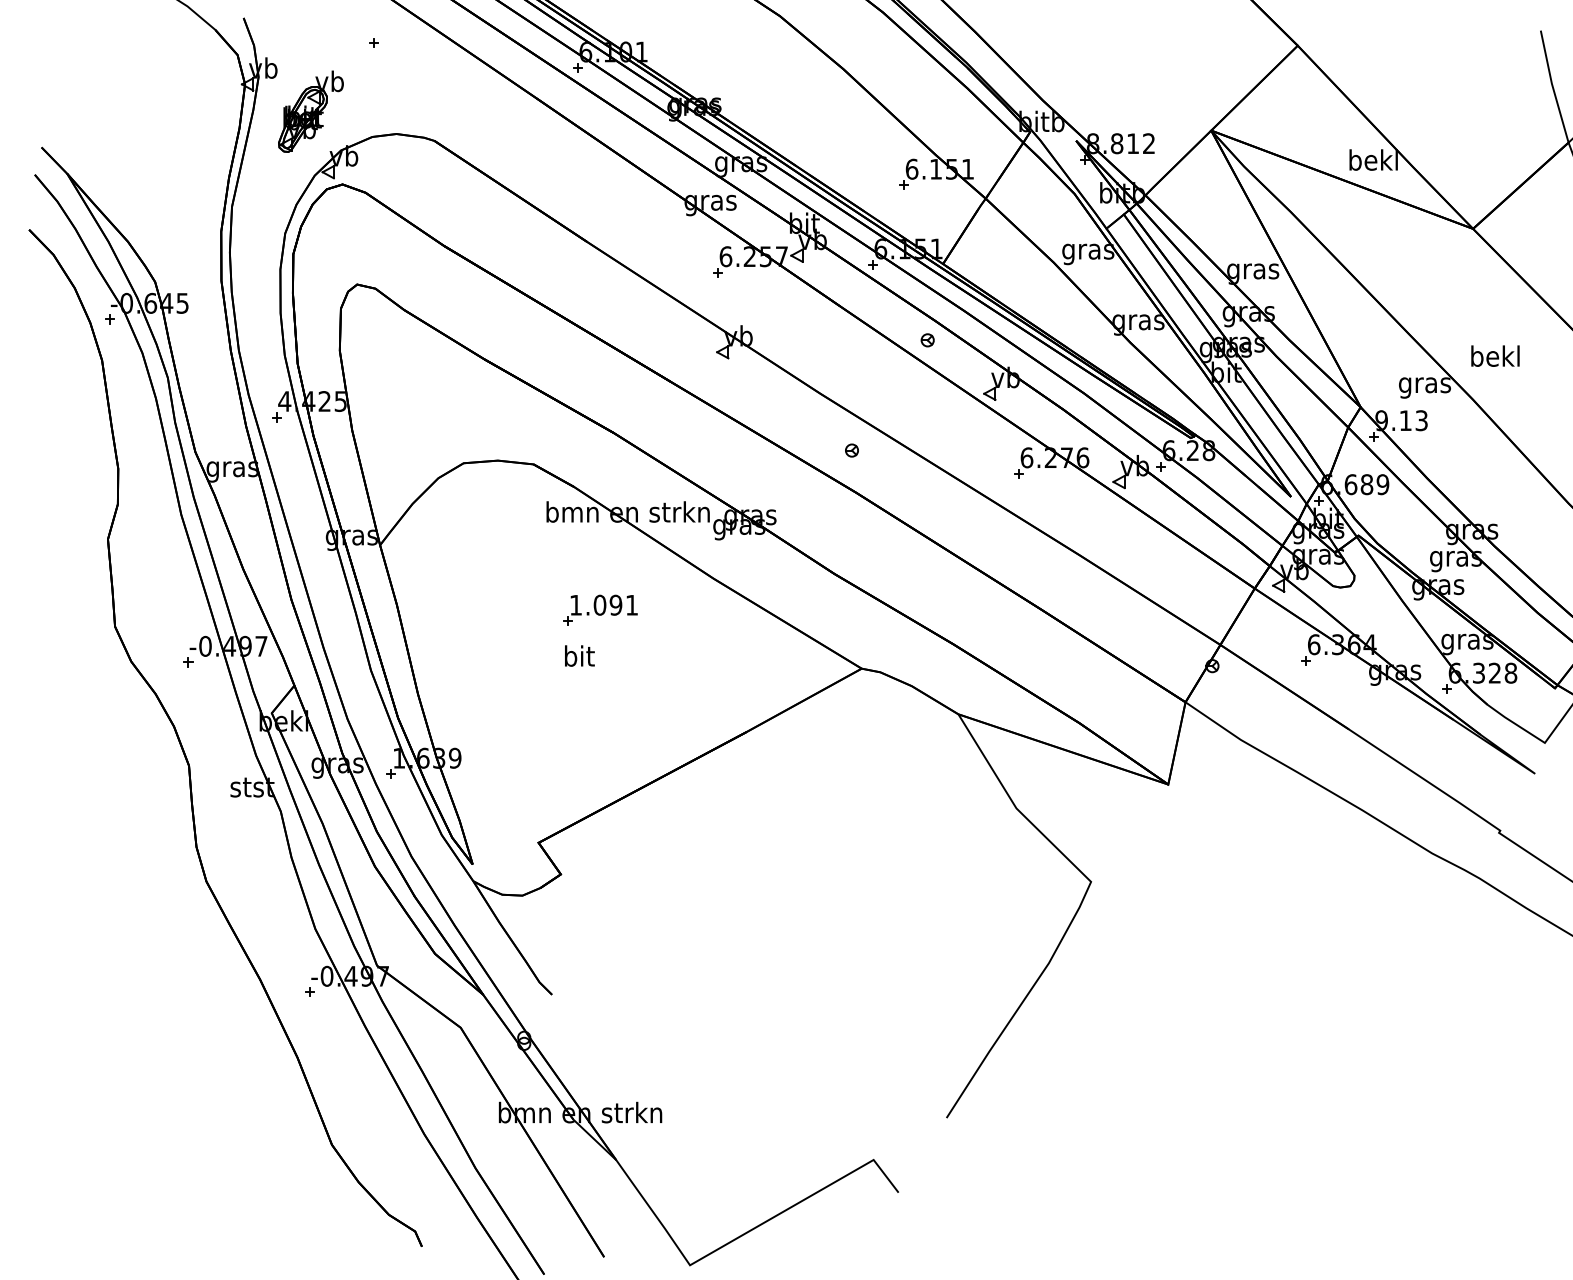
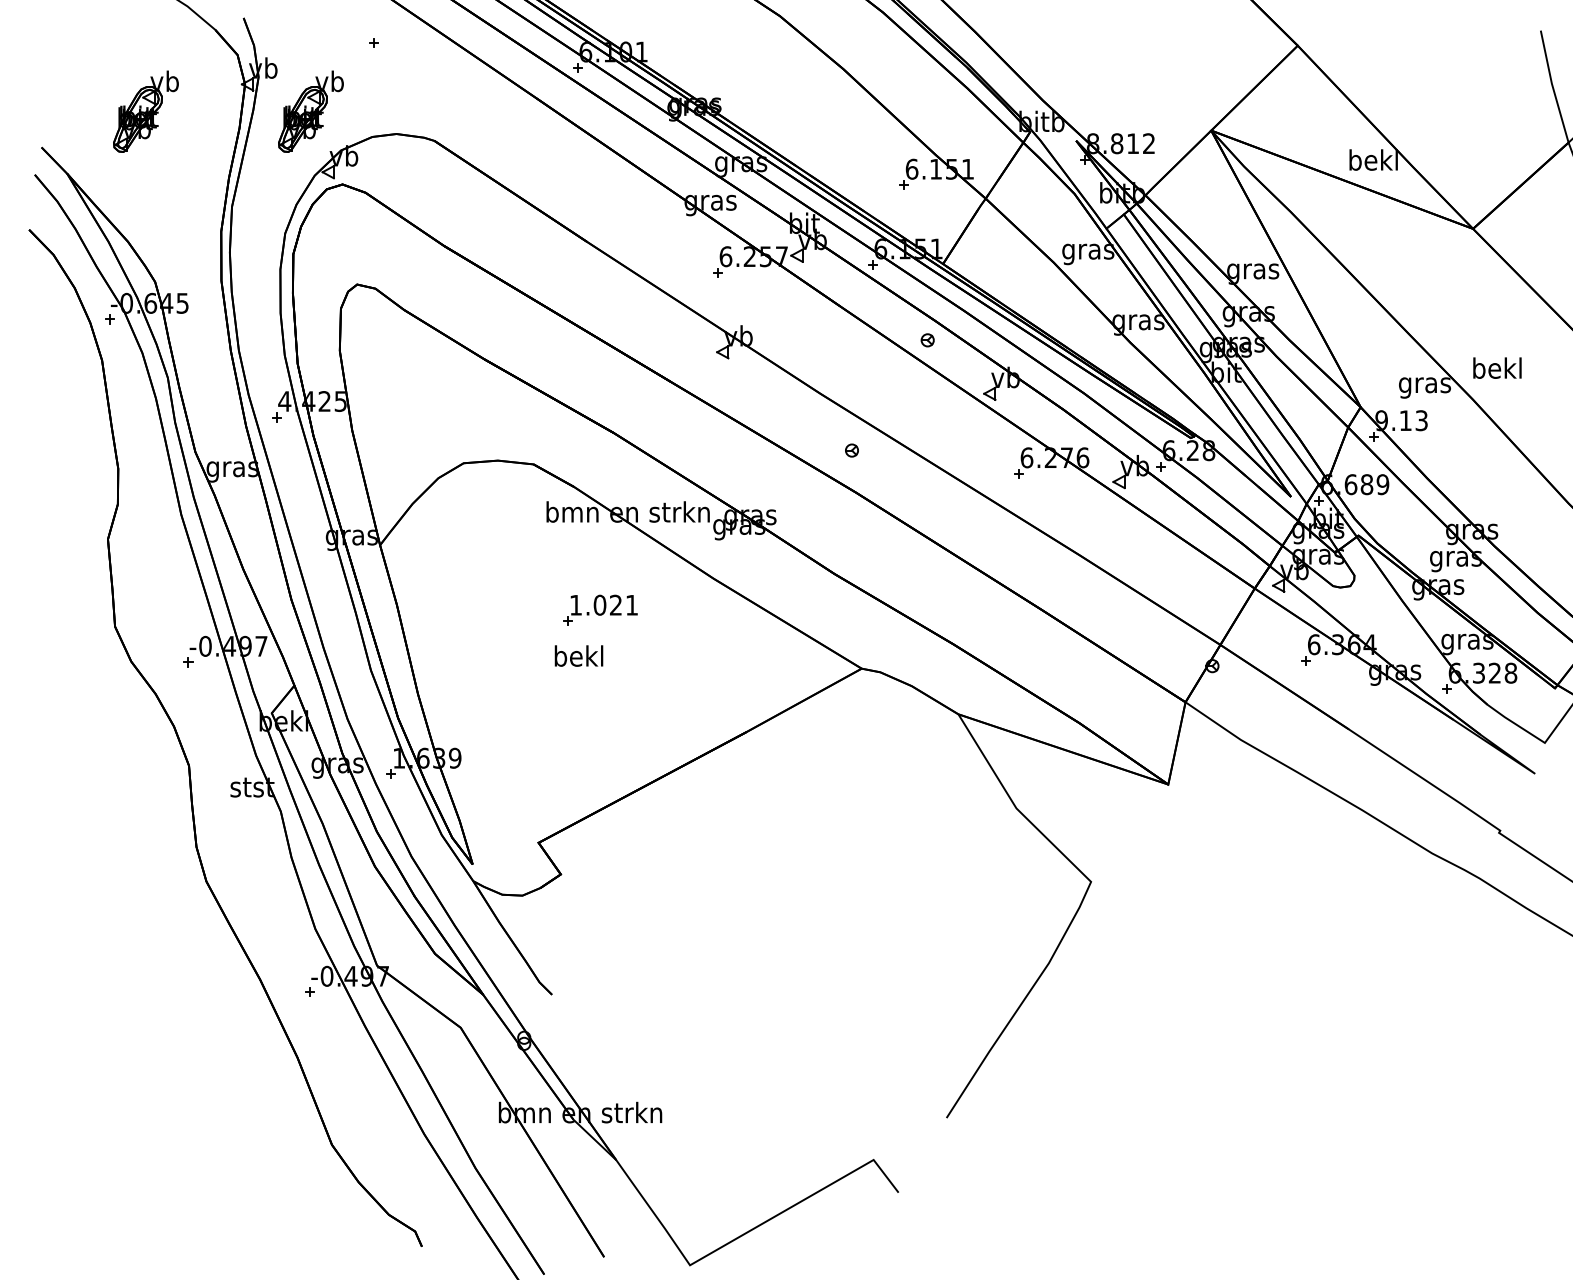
part: none -> present (145, 111)
text position: (1495, 355) -> (1497, 367) (1497, 367)
text: 1.091 -> 1.021 (615, 604)
text: bit -> bekl (578, 655)
